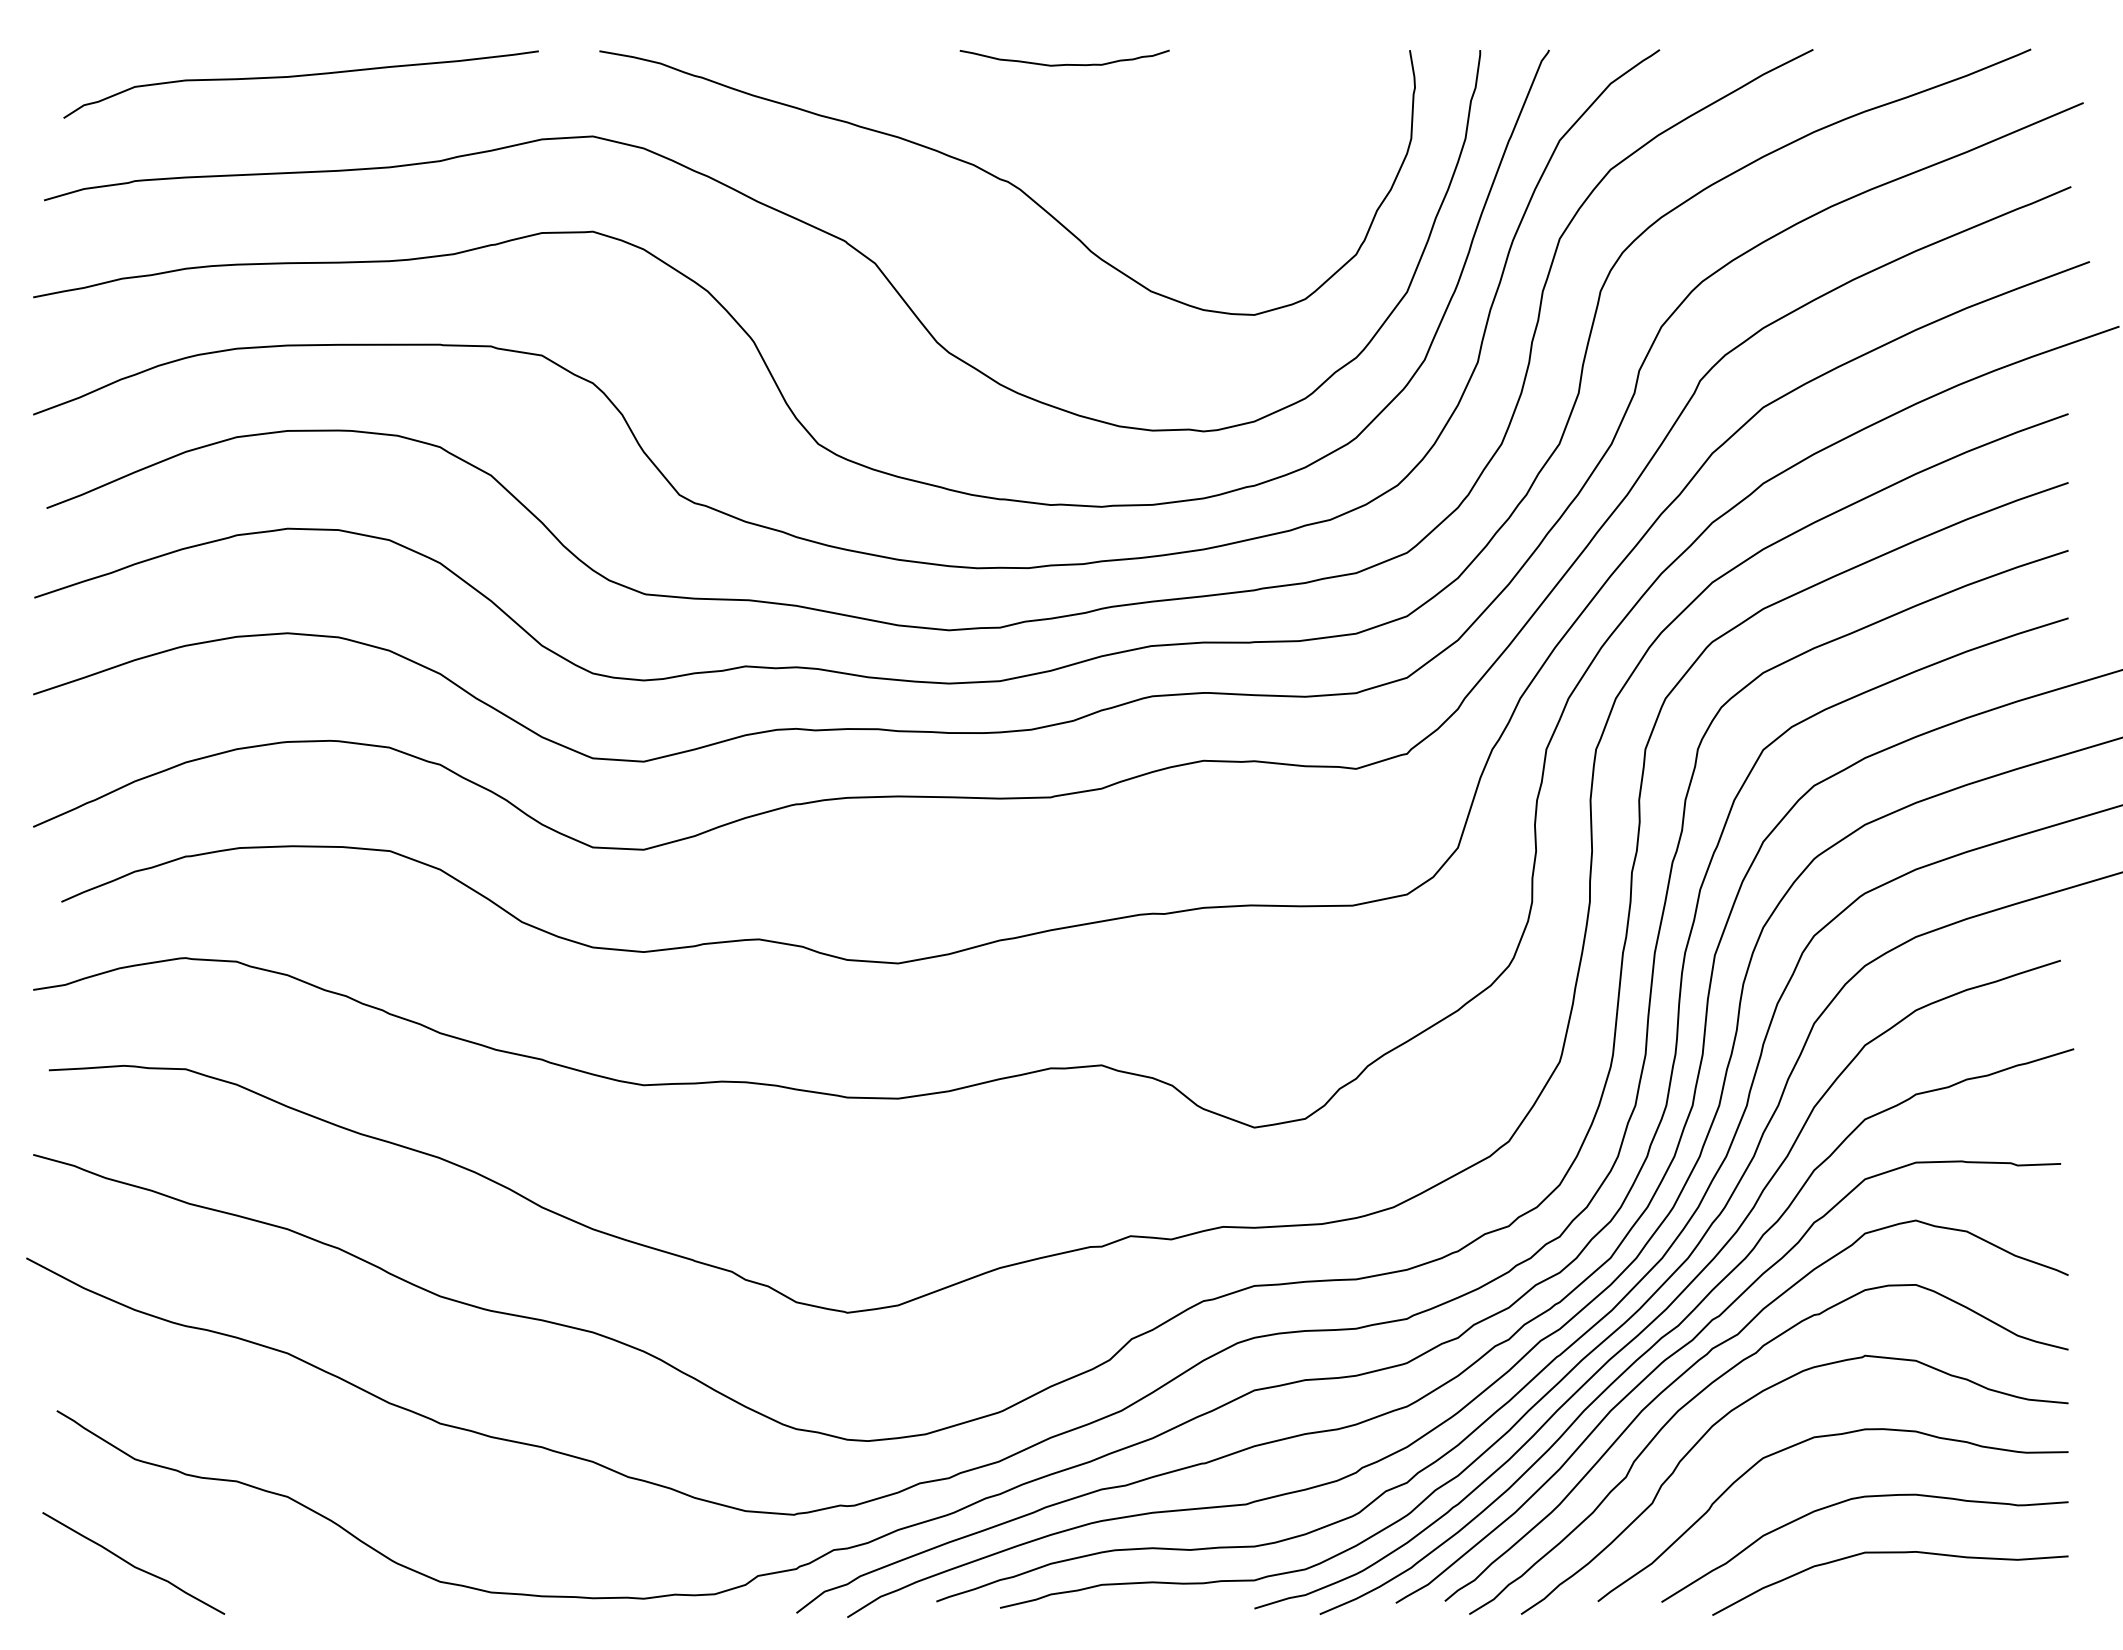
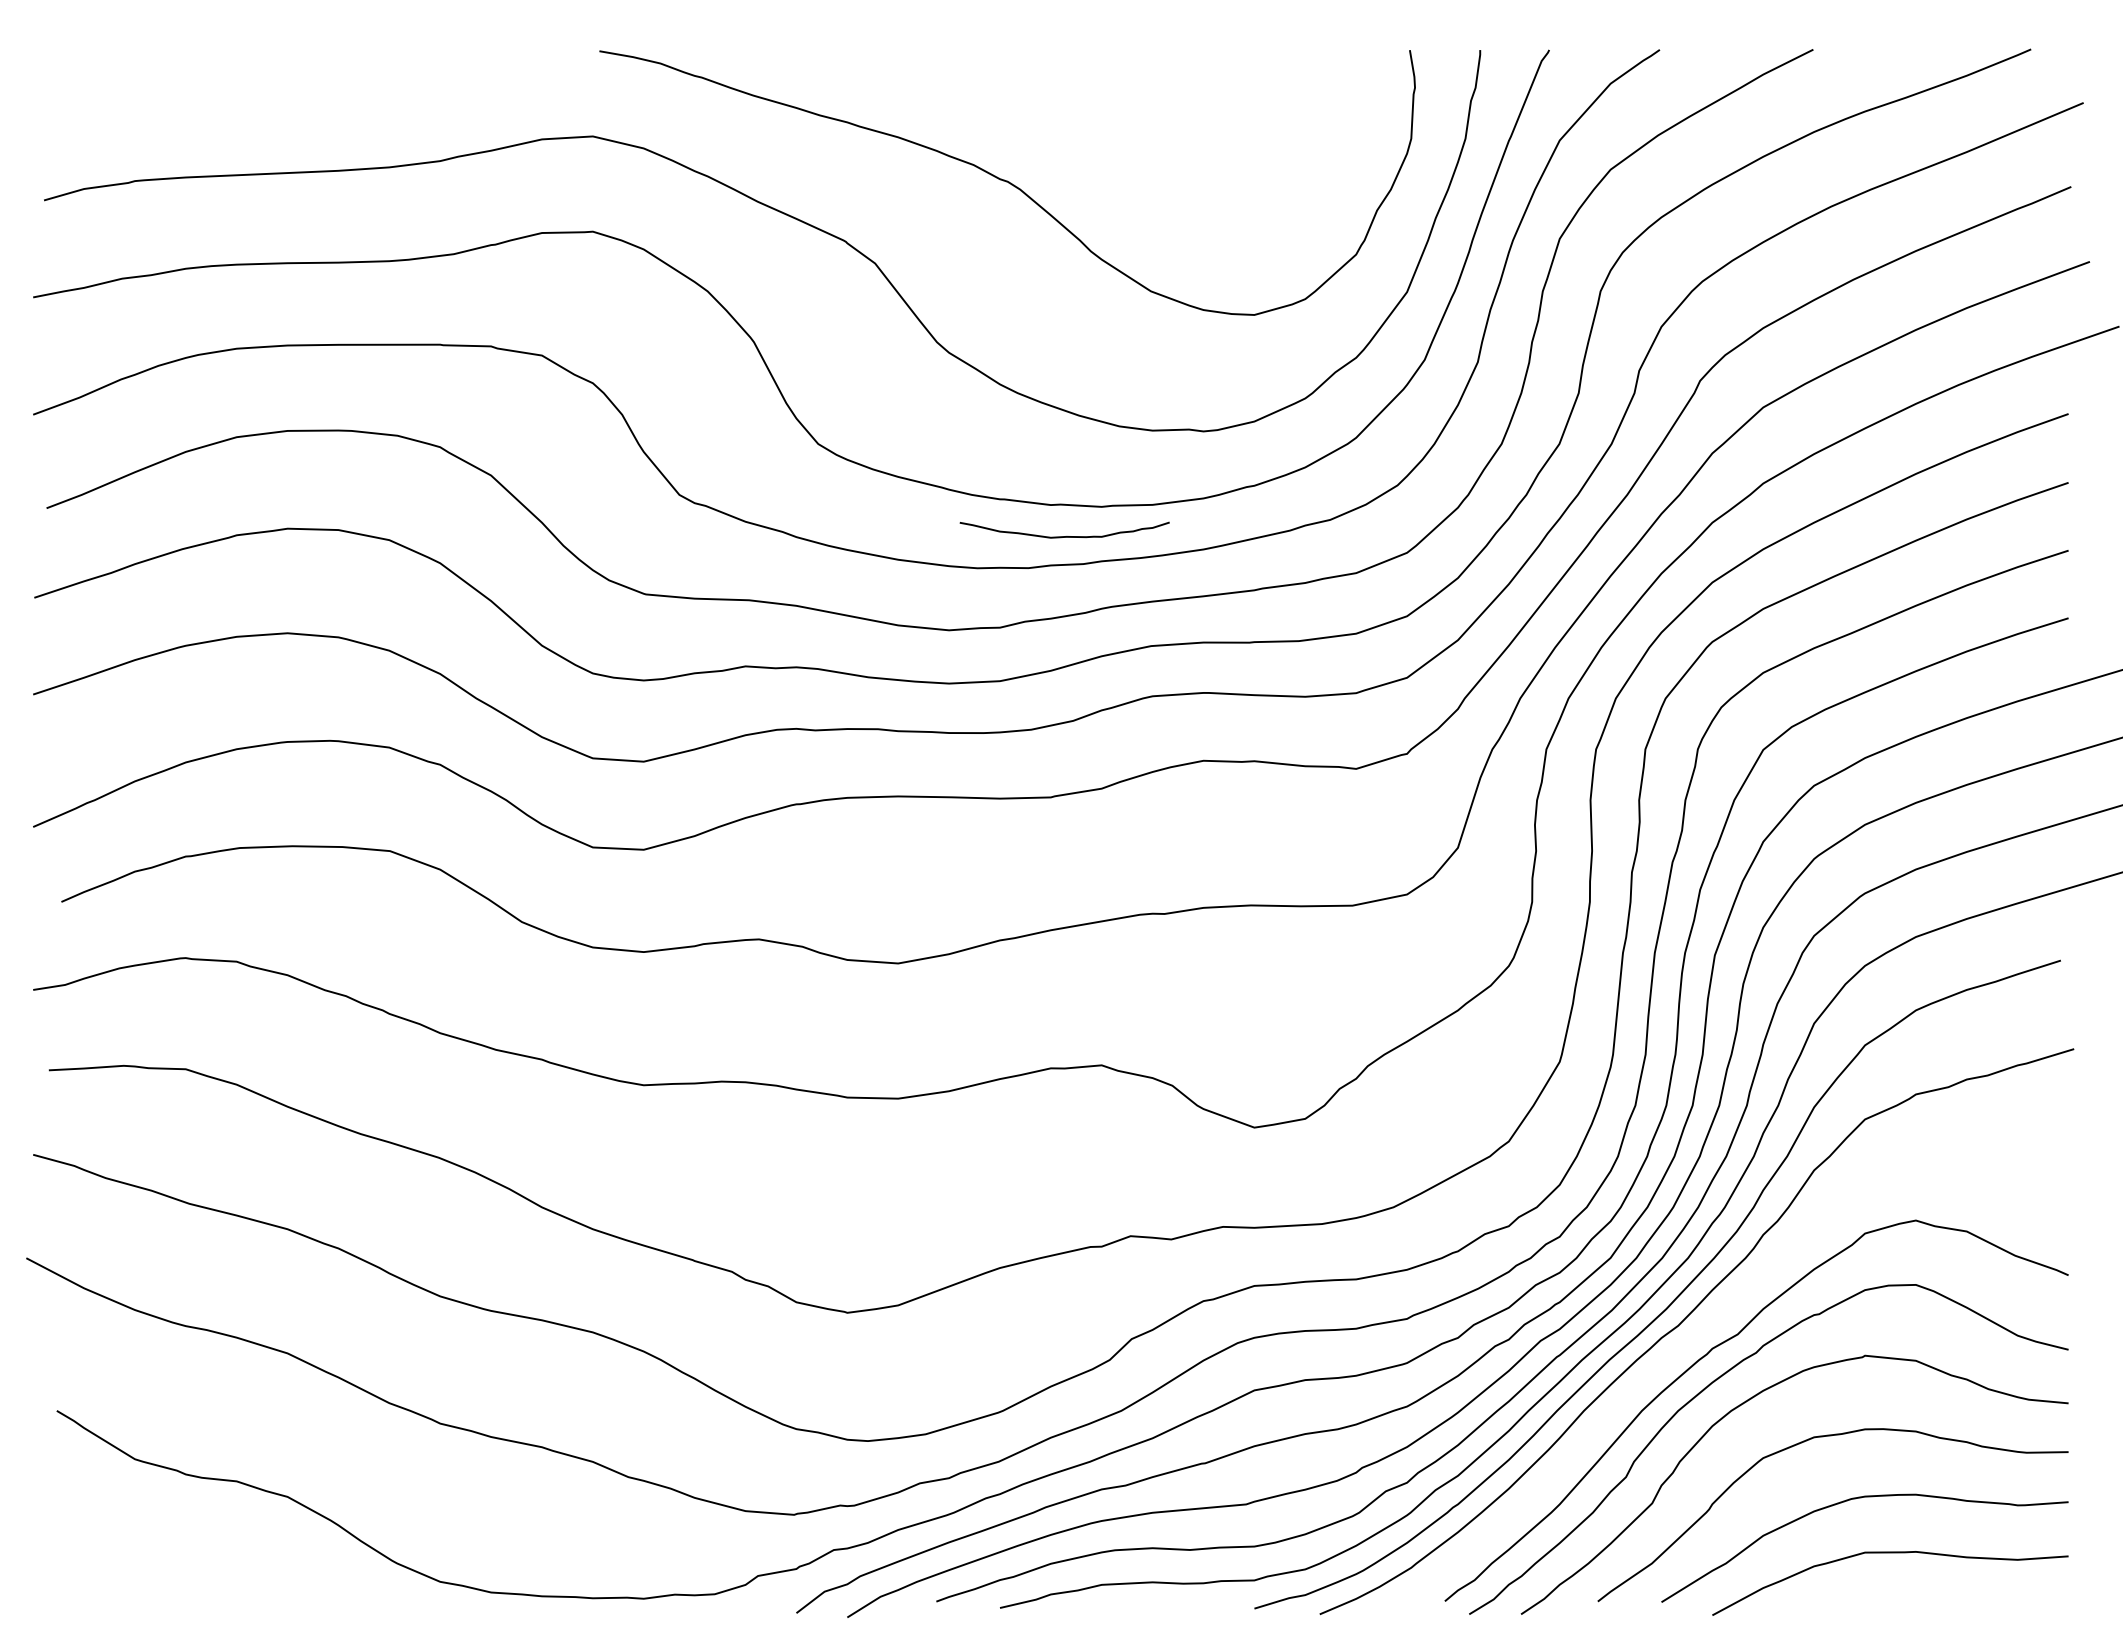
curve position: (1064, 64) -> (1064, 536) (1064, 536)
curve: present -> none (300, 76)
curve: present -> none (1692, 1341)
curve: present -> none (132, 1564)
